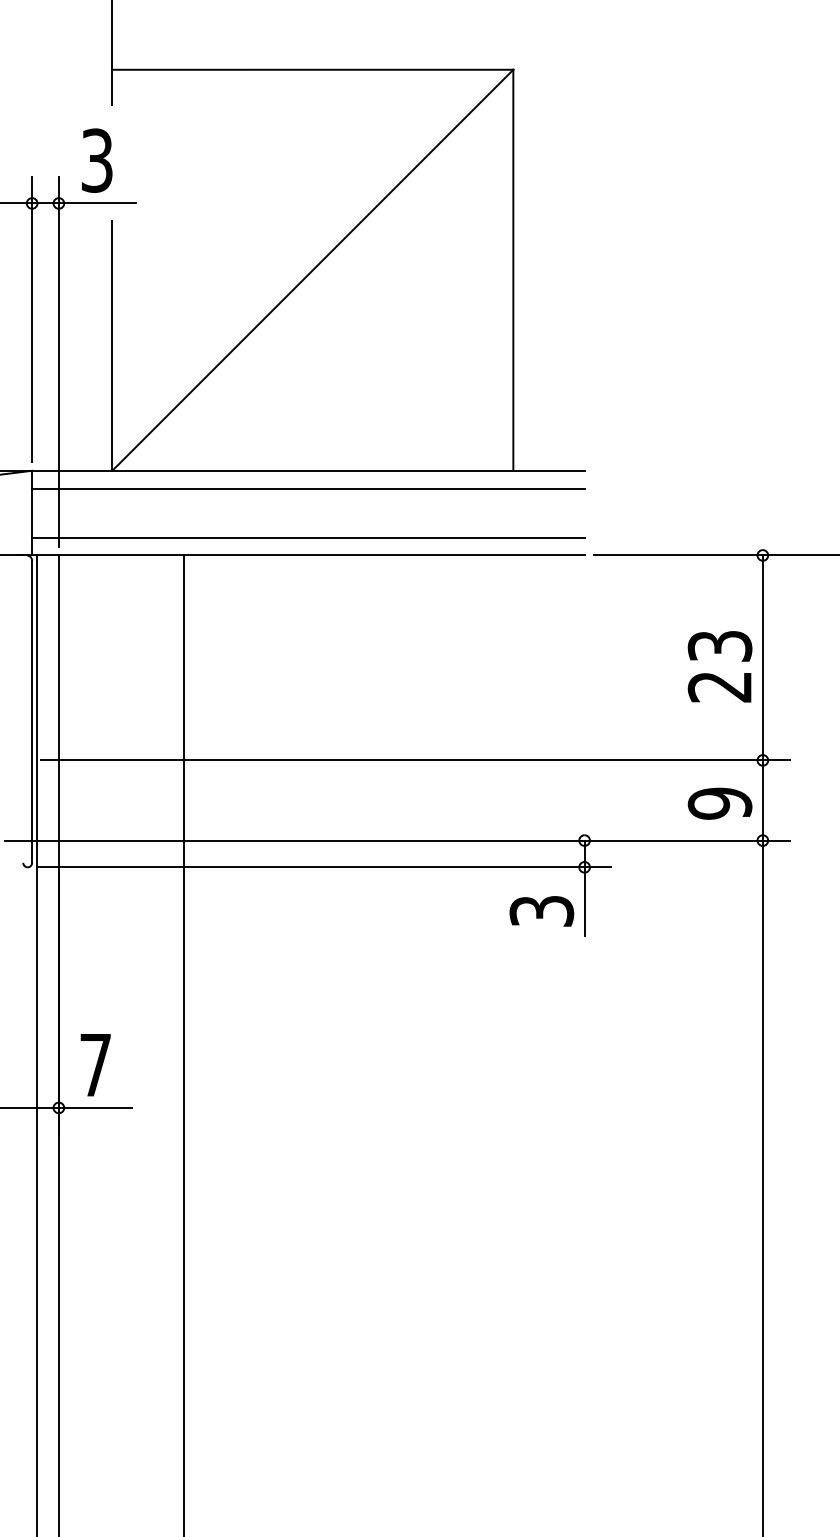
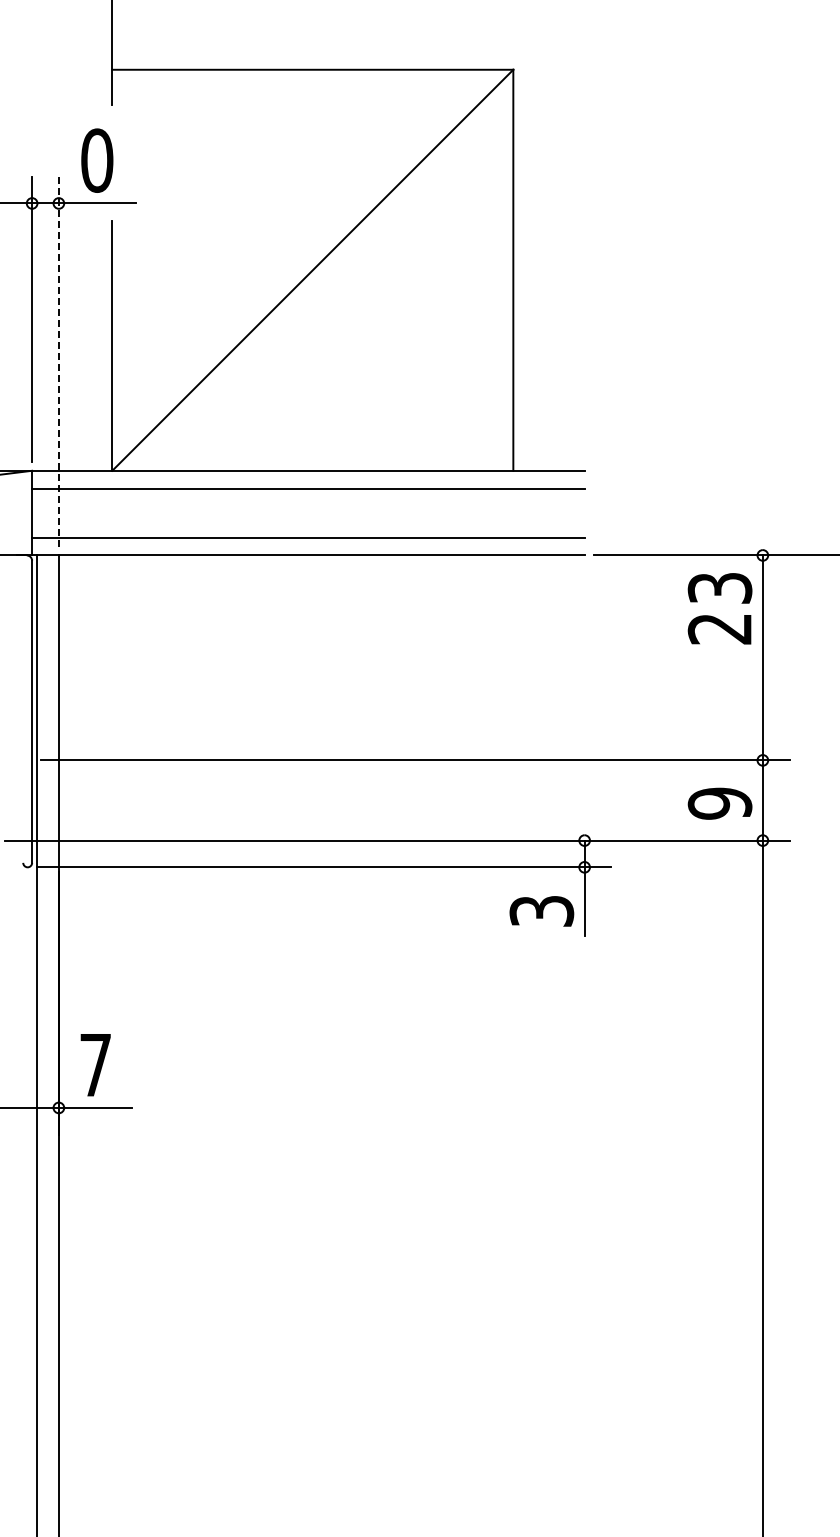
text: 3 -> 0 (97, 160)
line: solid -> dashed (58, 361)
text position: (719, 666) -> (719, 608) (719, 608)
line: present -> none (183, 1044)
